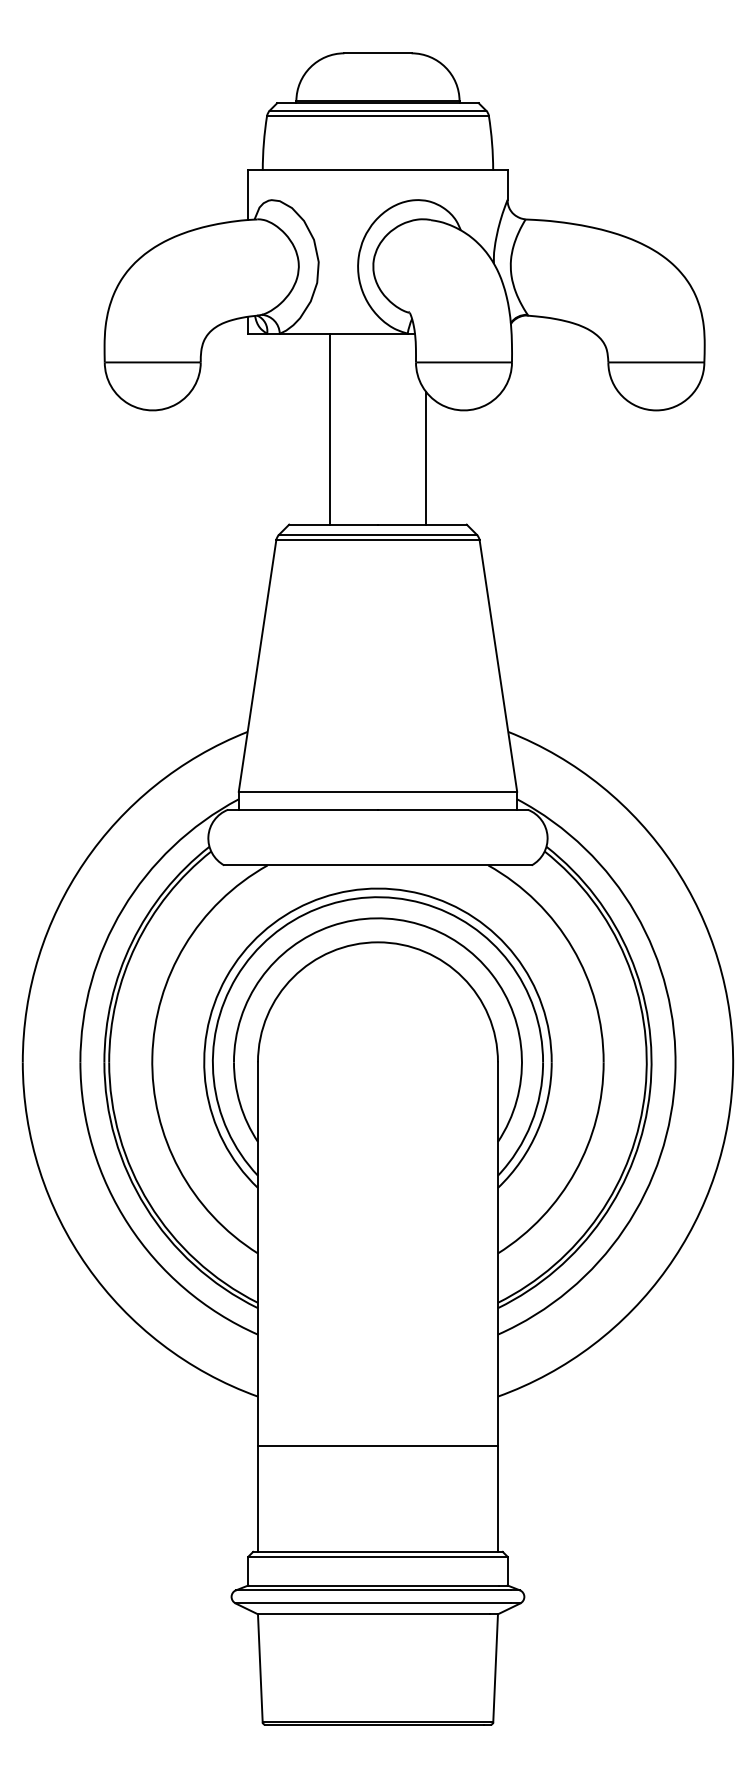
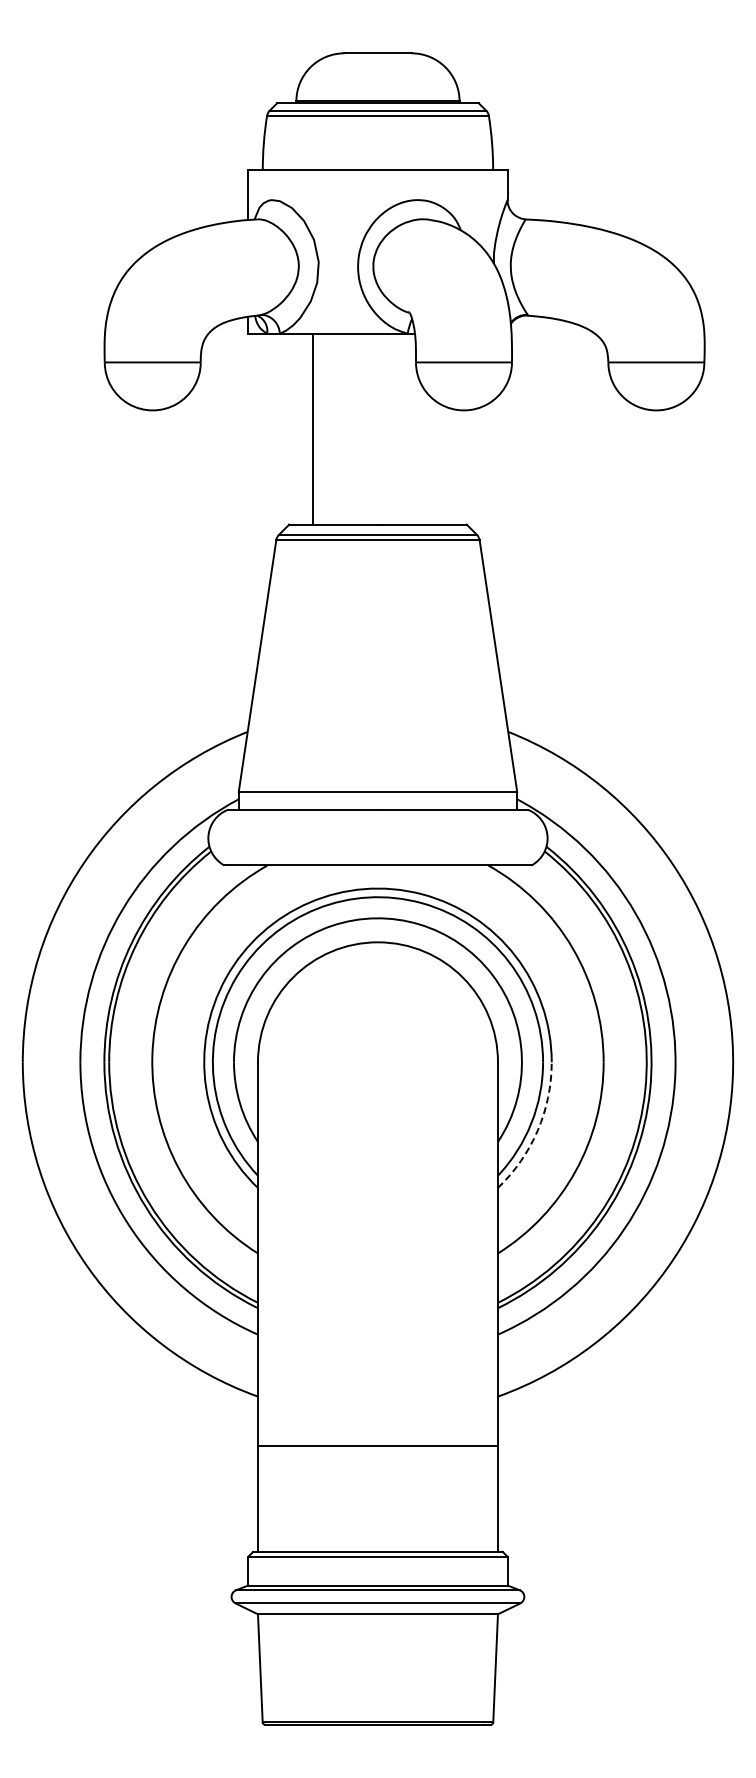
line position: (329, 428) -> (312, 428) (312, 428)
line: present -> none (425, 457)
arc: solid -> dashed (537, 1130)
